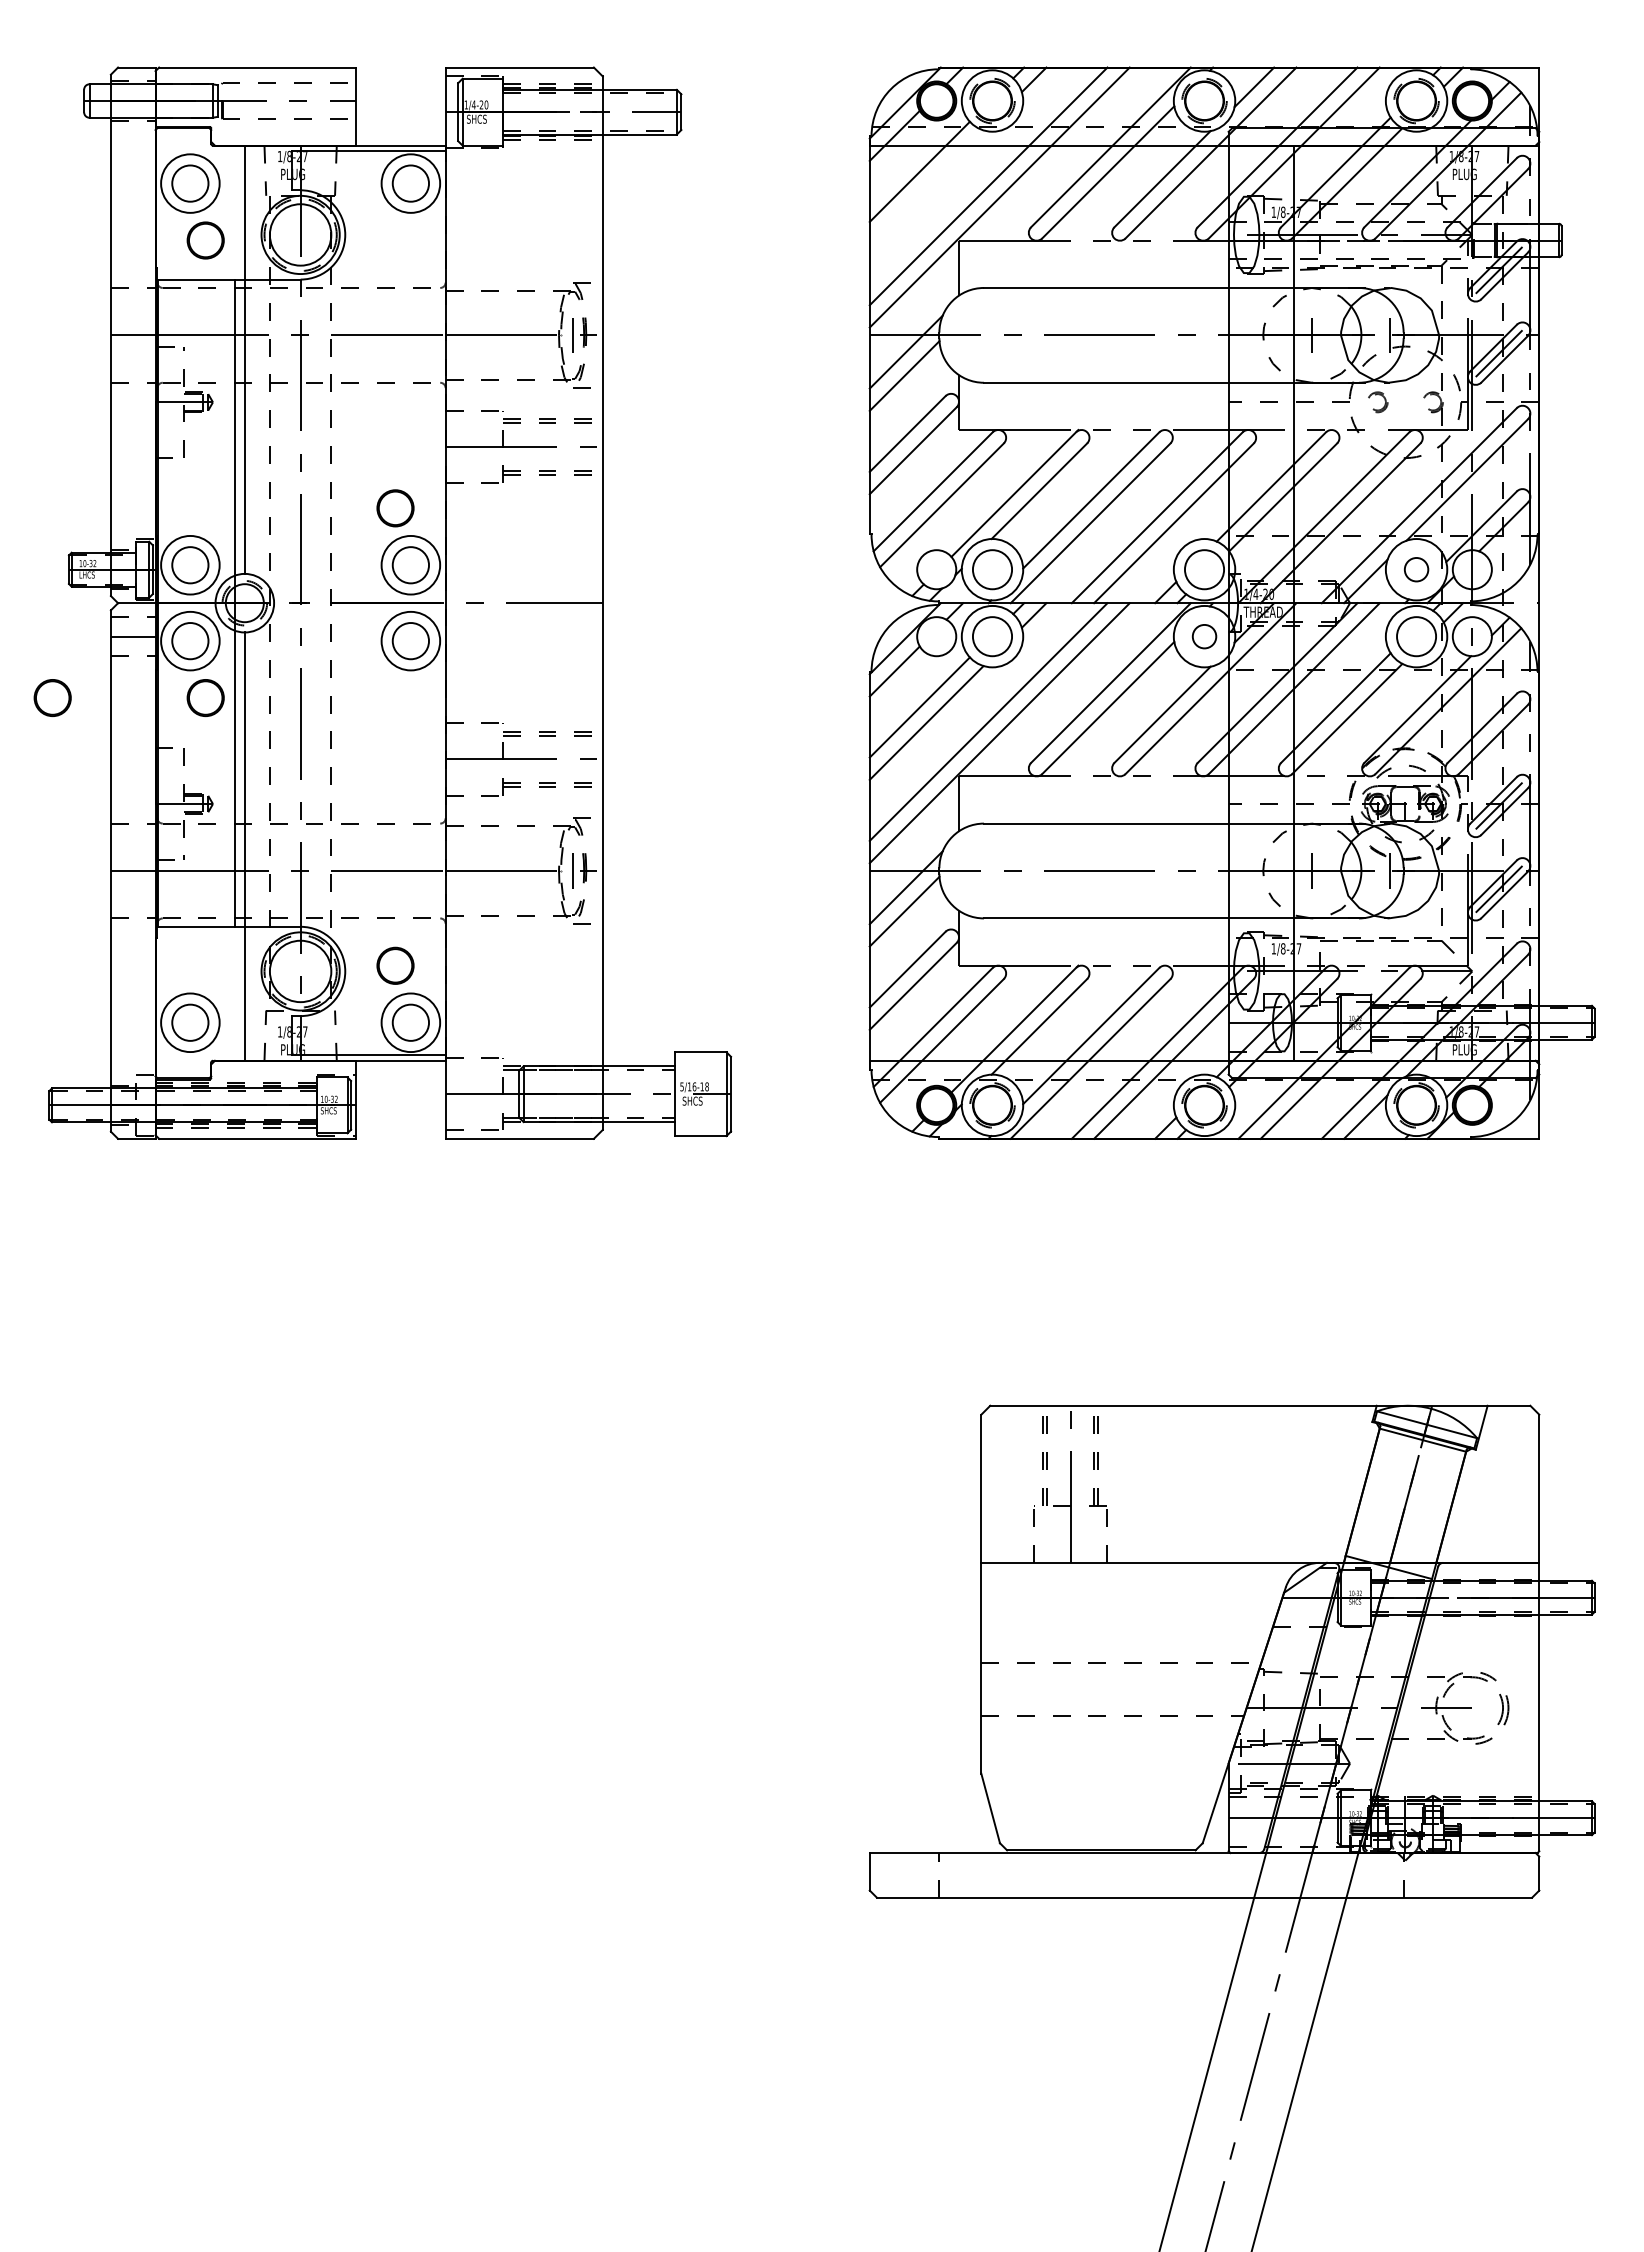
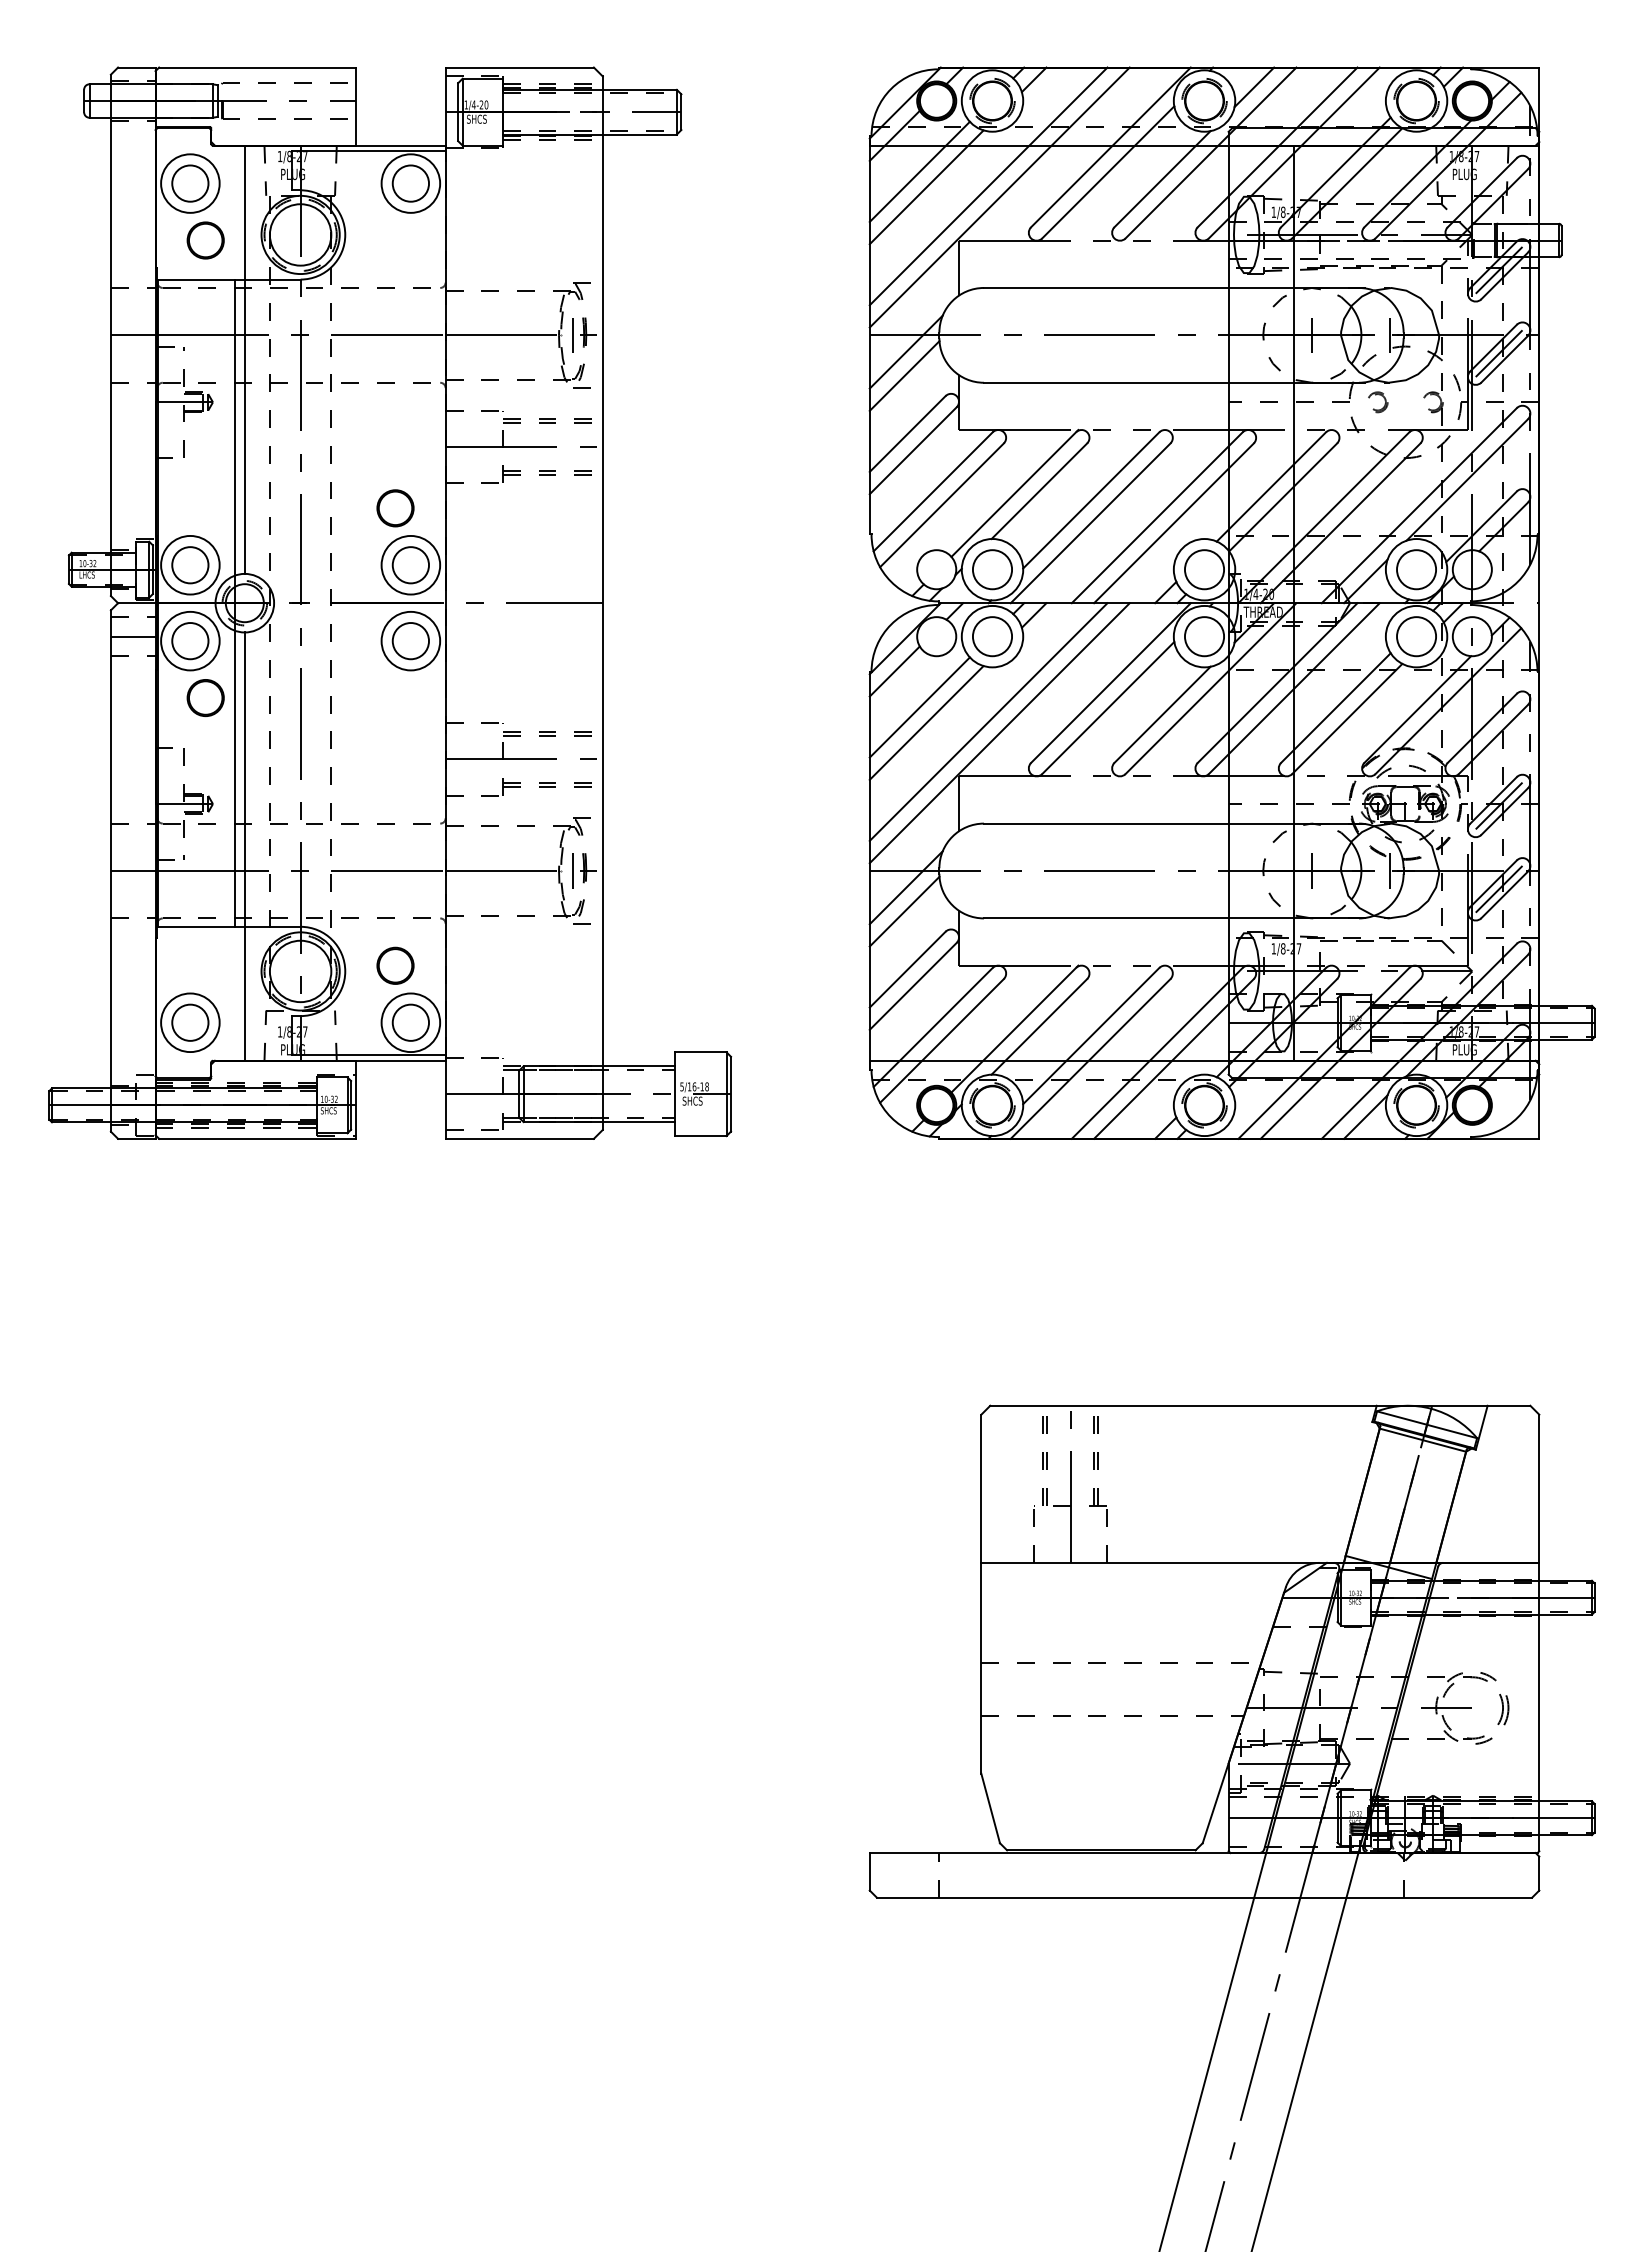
line: none -> present (926, 187)
circle diameter: 23 px -> 39 px (1416, 569)
circle diameter: 23 px -> 39 px (1204, 636)
circle: present -> none (52, 697)
